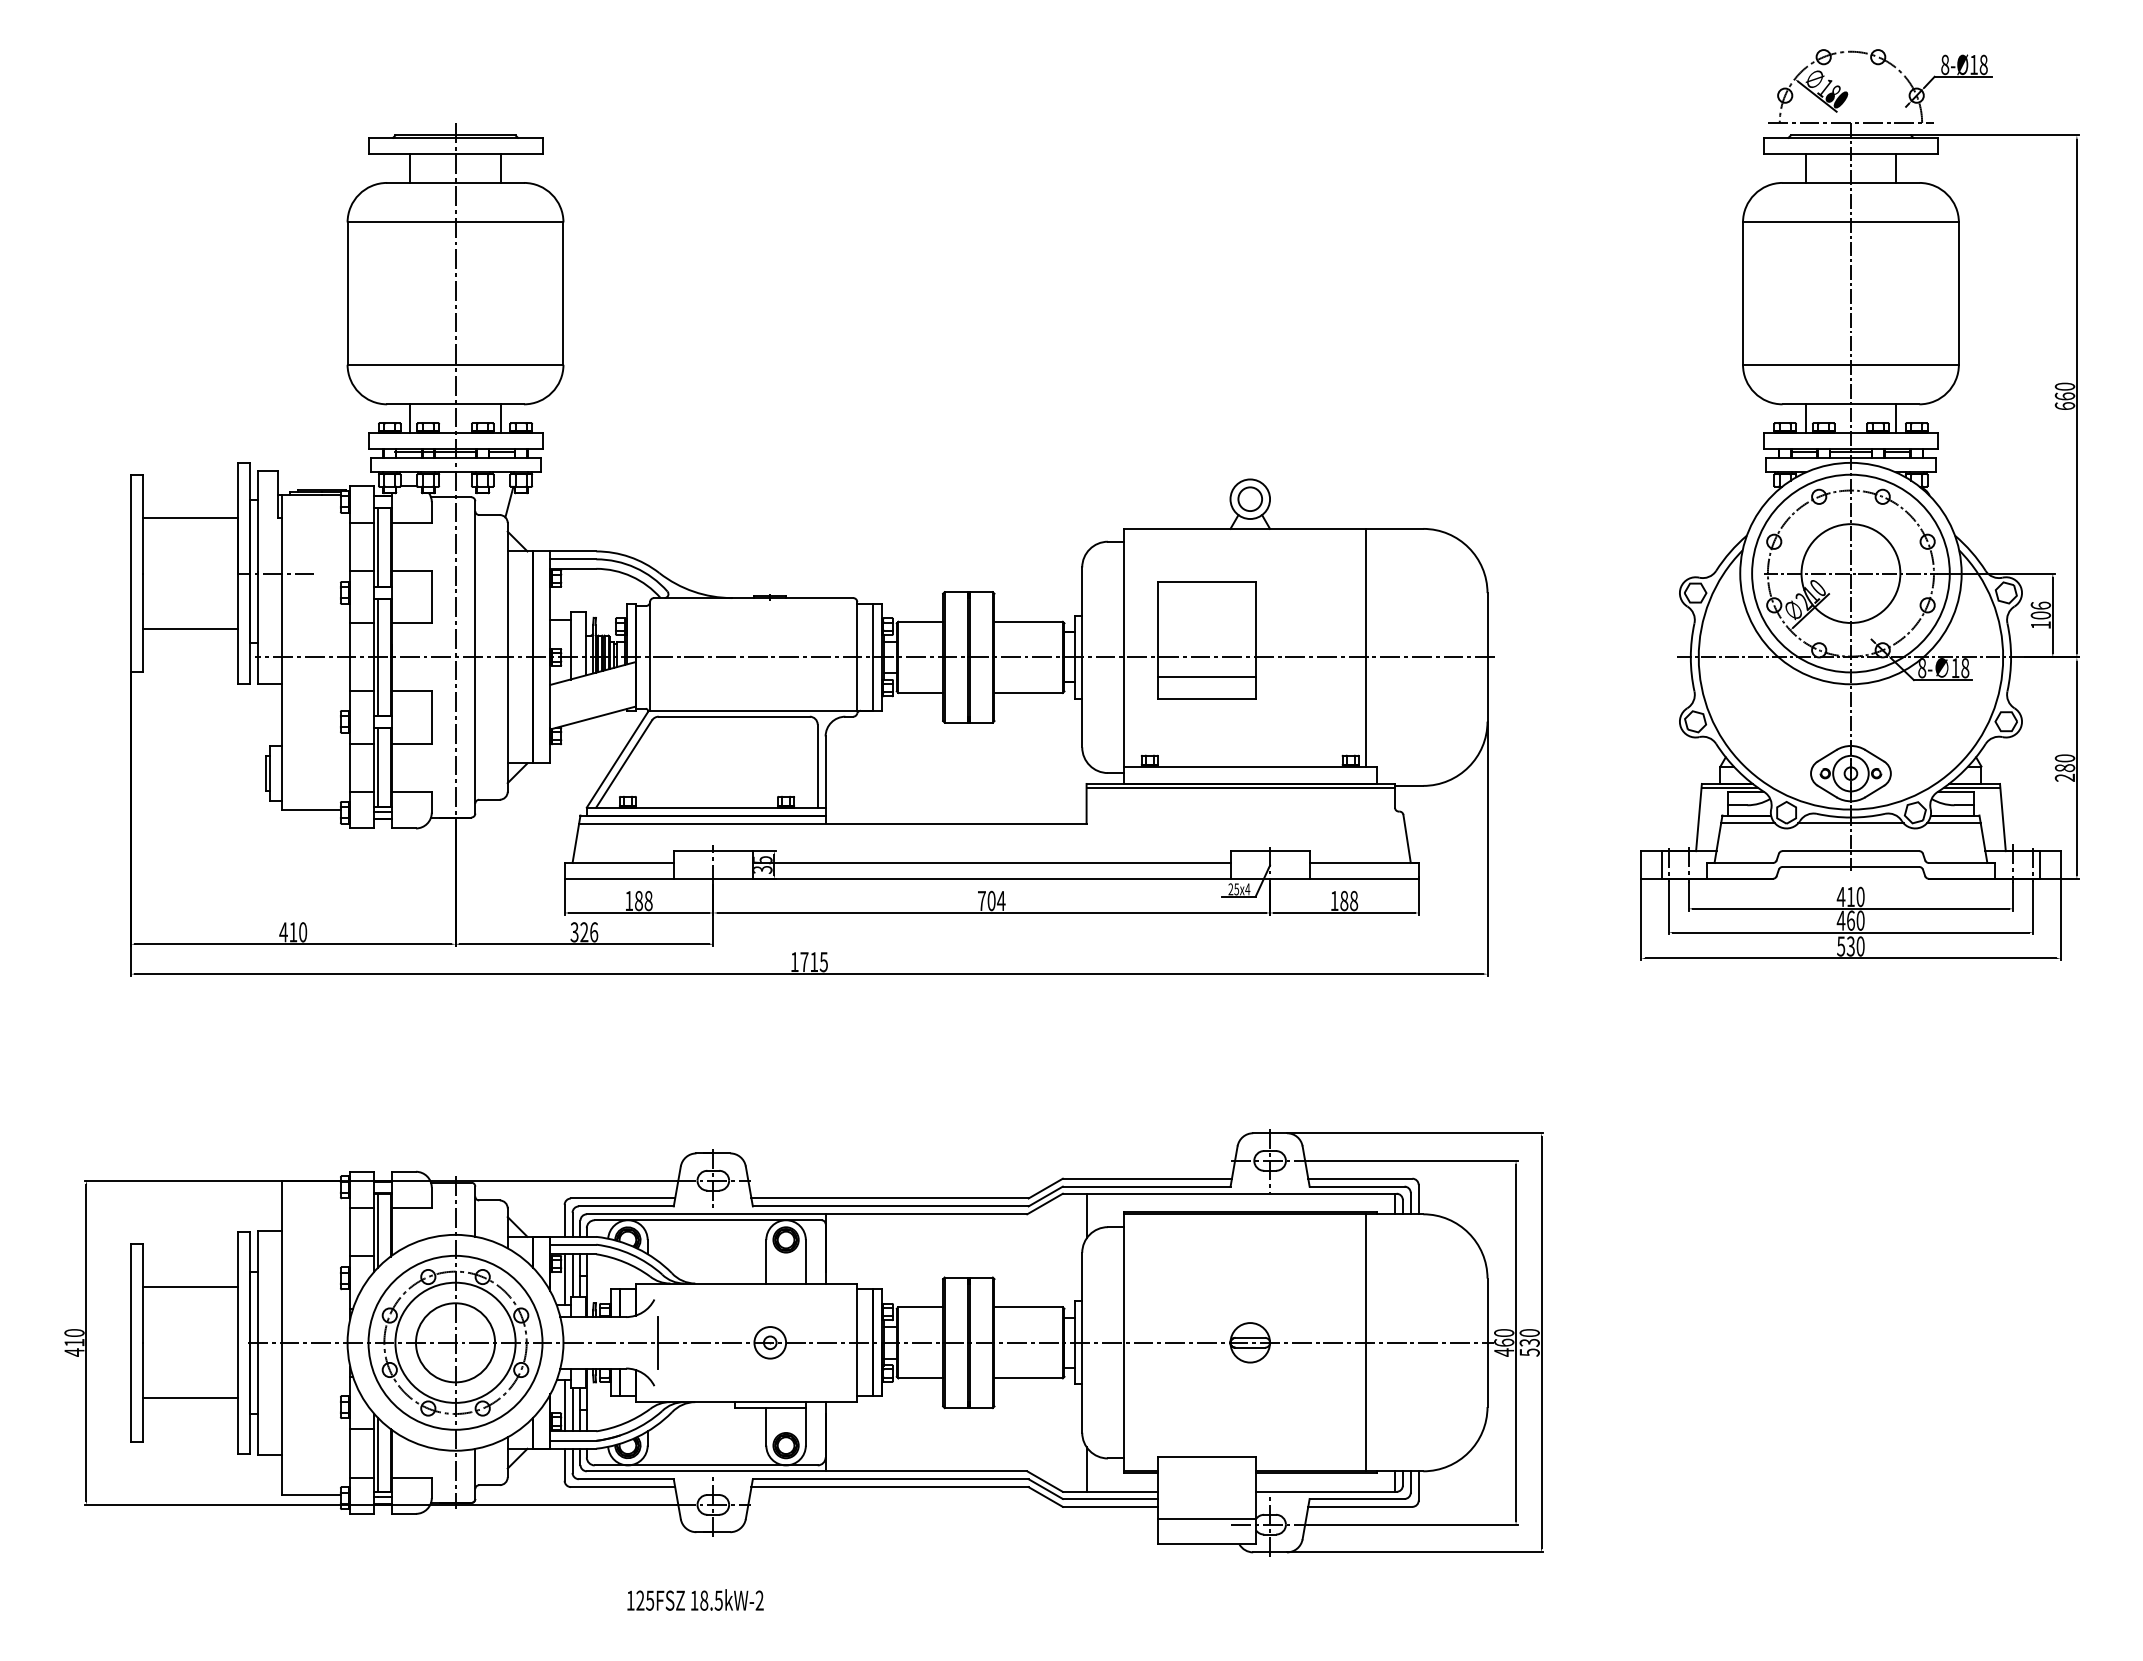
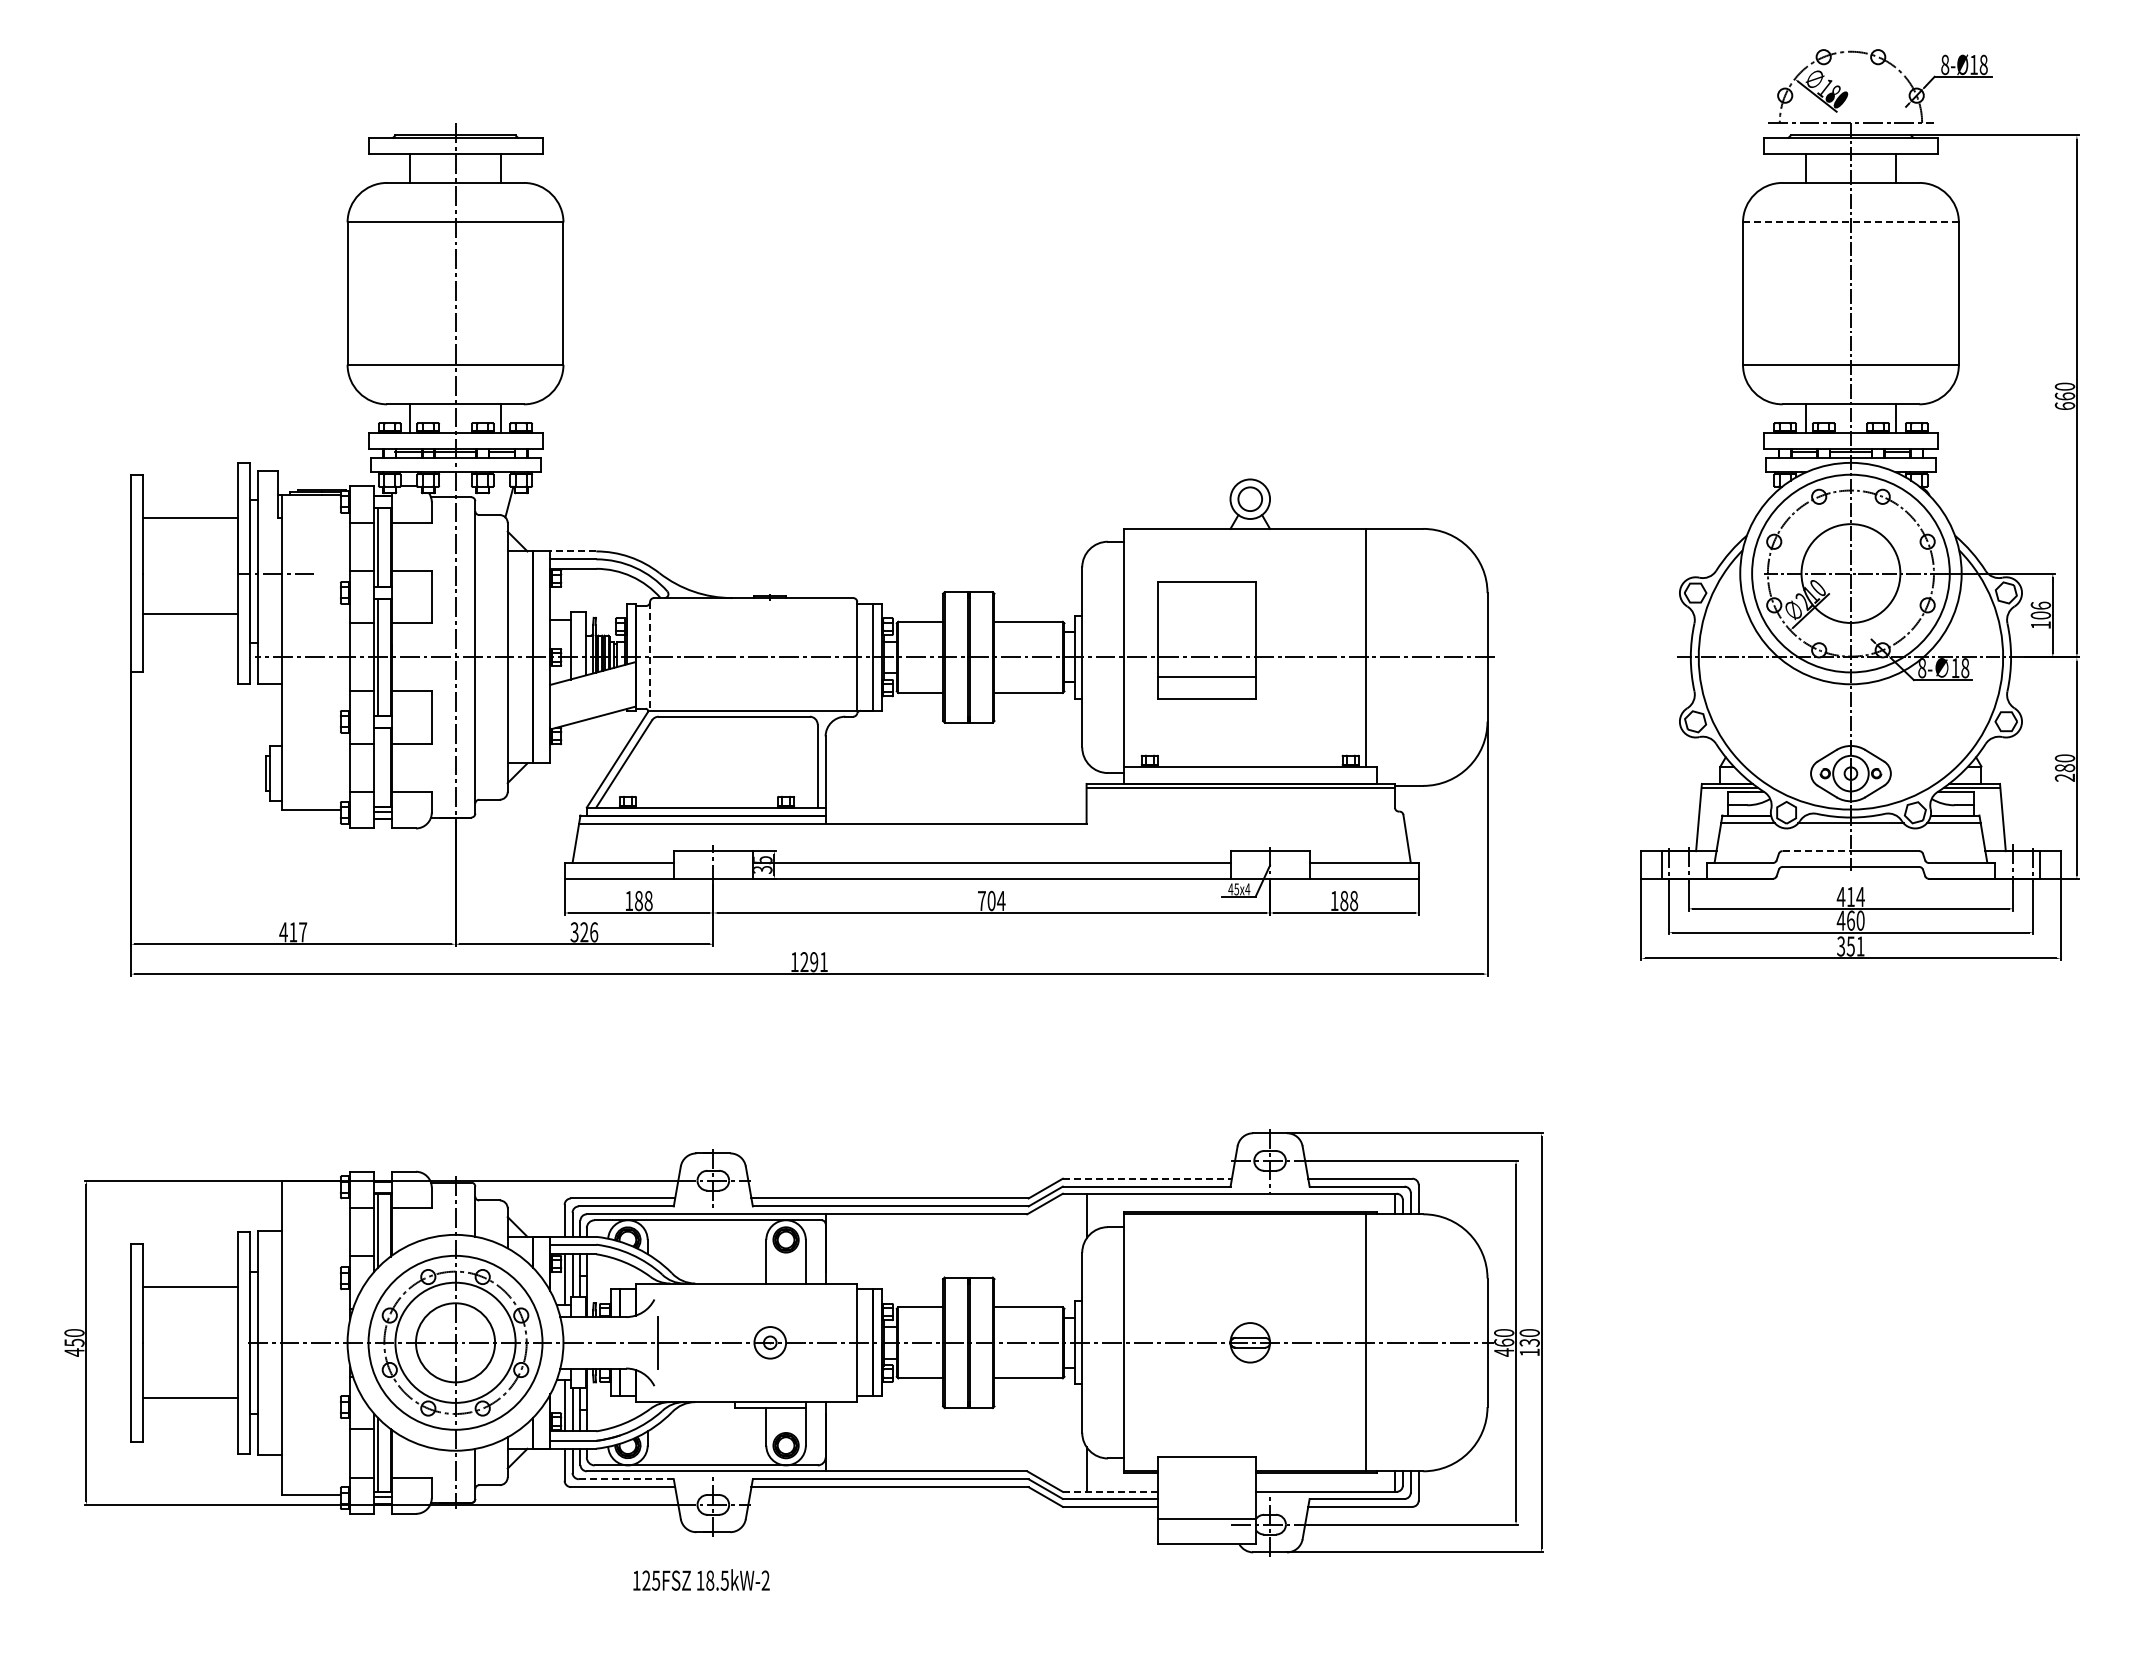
line: solid -> dashed (1850, 222)
line: solid -> dashed (573, 551)
line position: (190, 628) -> (190, 613) (190, 613)
line: solid -> dashed (650, 656)
line: present -> none (378, 767)
line: solid -> dashed (1817, 851)
text: 25 -> 45 (1230, 889)
text: 410 -> 414 (1860, 896)
text: 410 -> 417 (303, 932)
text: 530 -> 351 (1850, 946)
text: 1715 -> 1291 (813, 962)
line: solid -> dashed (1147, 1178)
text: 410 -> 450 (74, 1342)
text: 530 -> 130 (1529, 1352)
line: solid -> dashed (626, 1479)
line: solid -> dashed (1110, 1491)
text position: (695, 1599) -> (701, 1579) (701, 1579)
